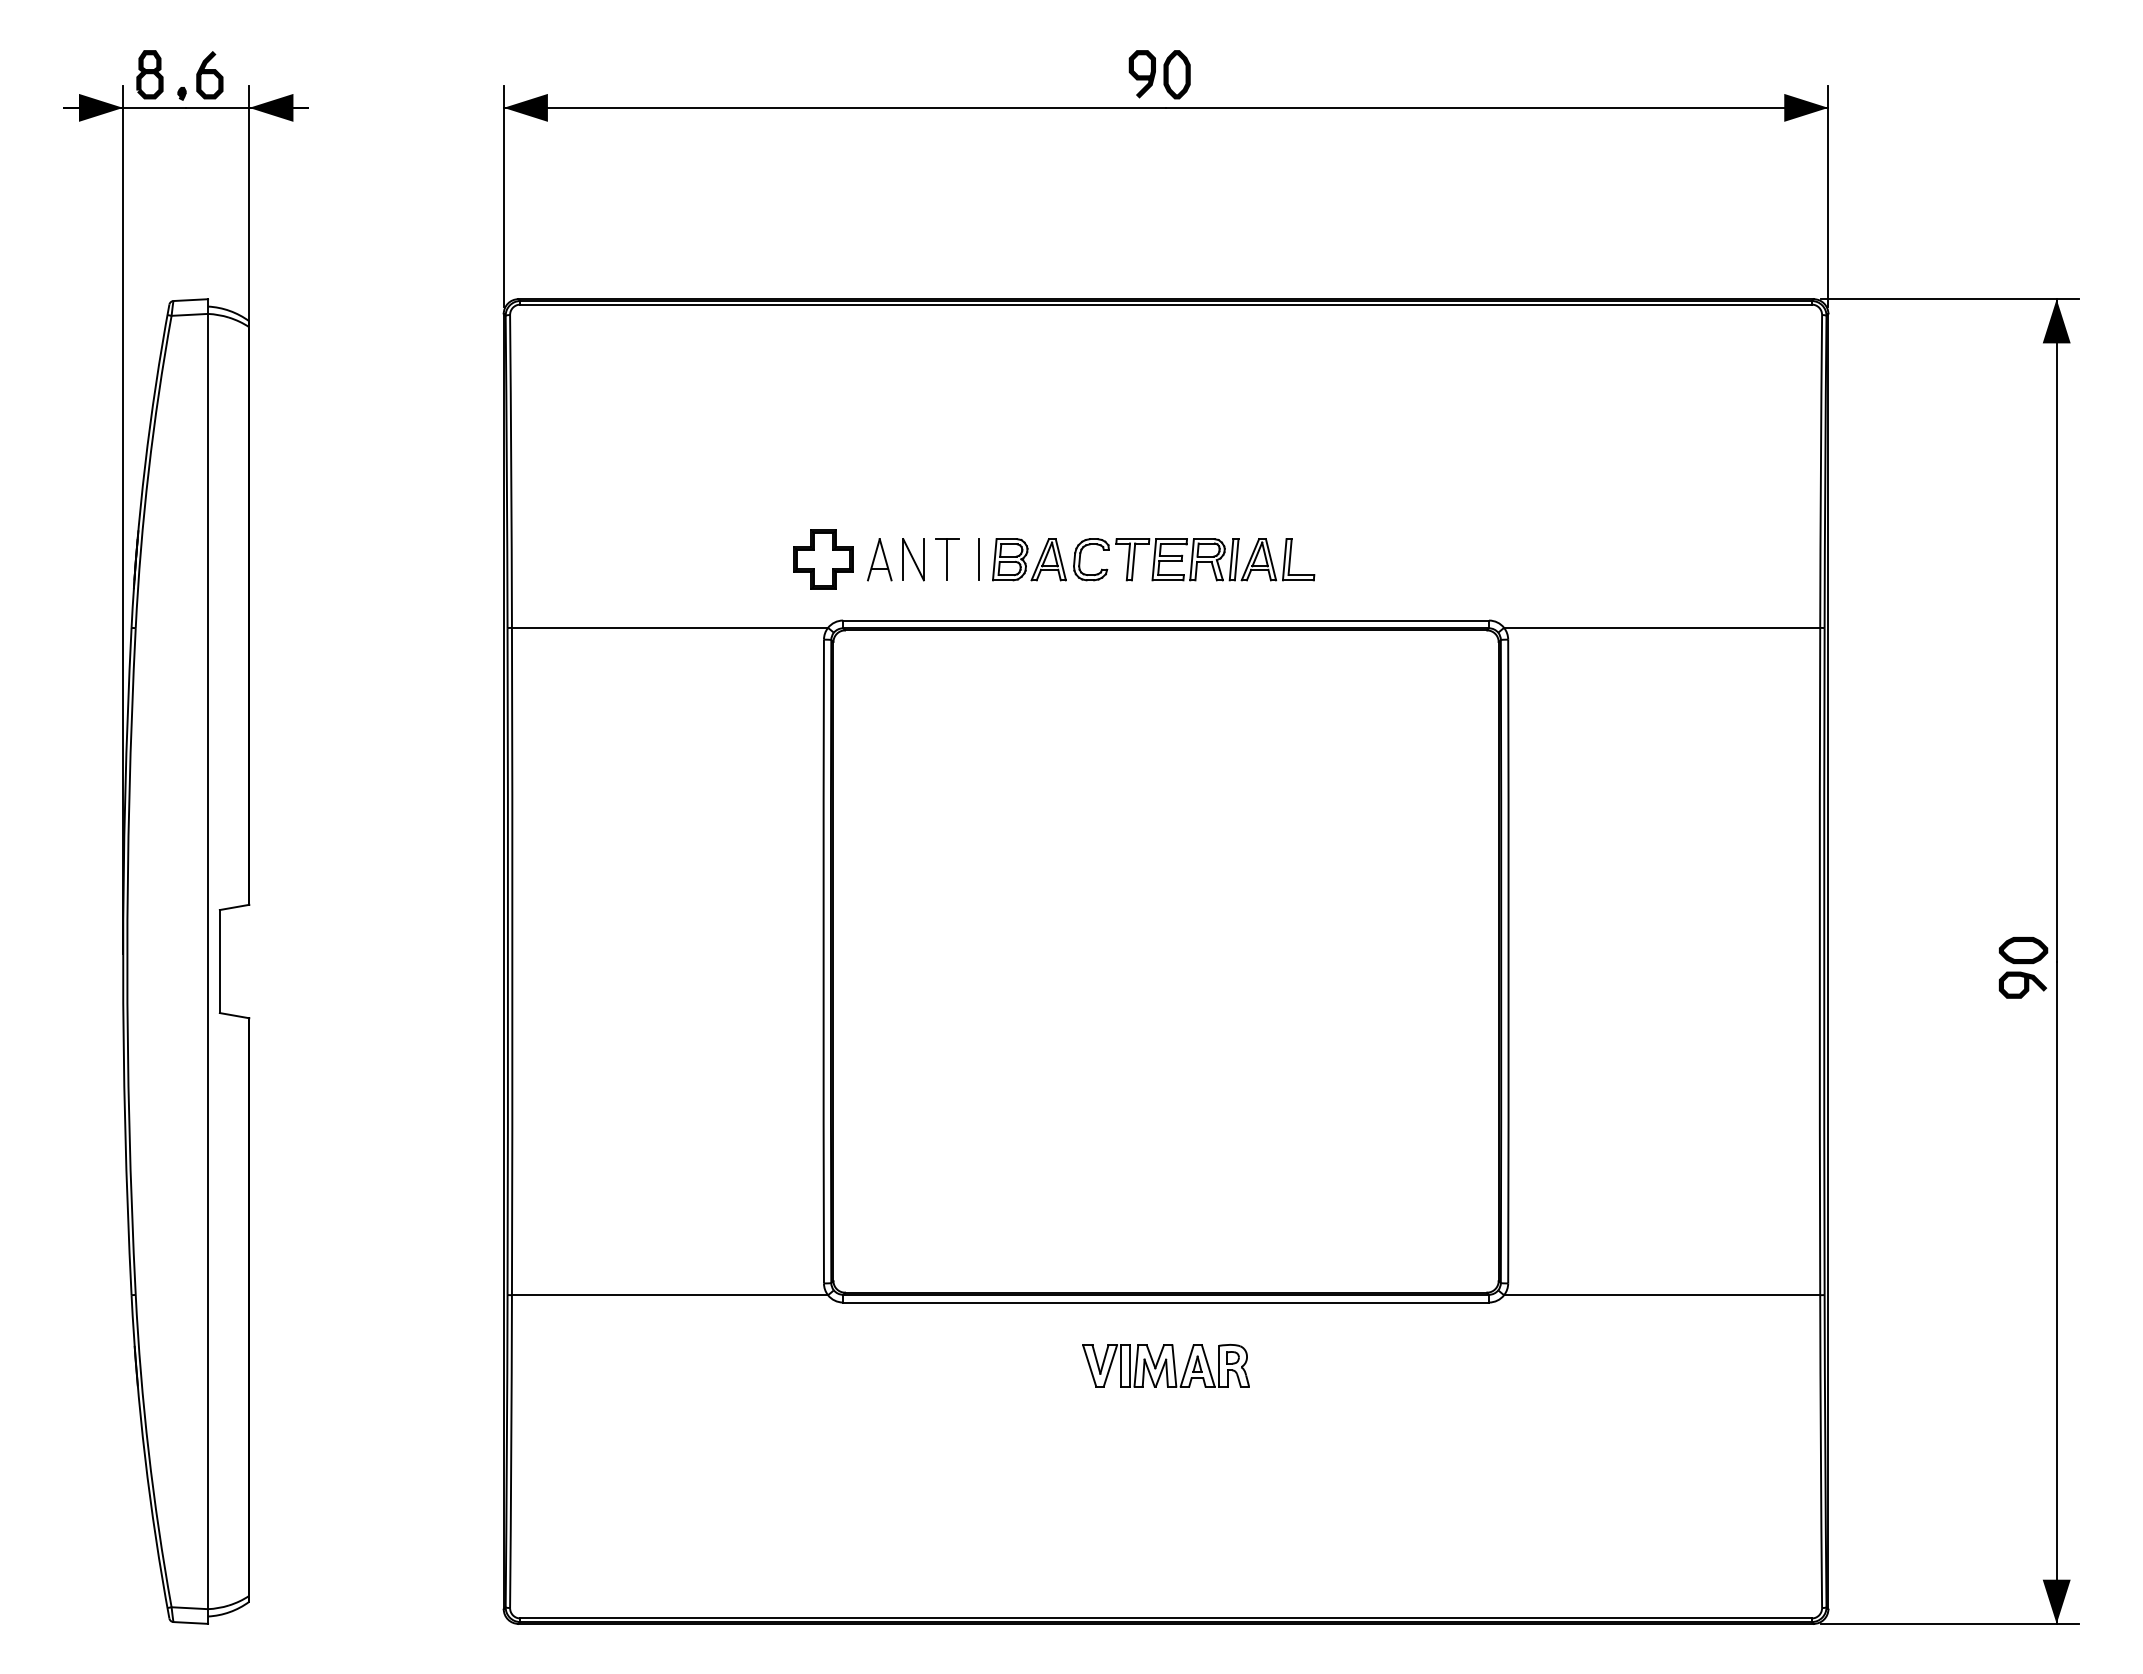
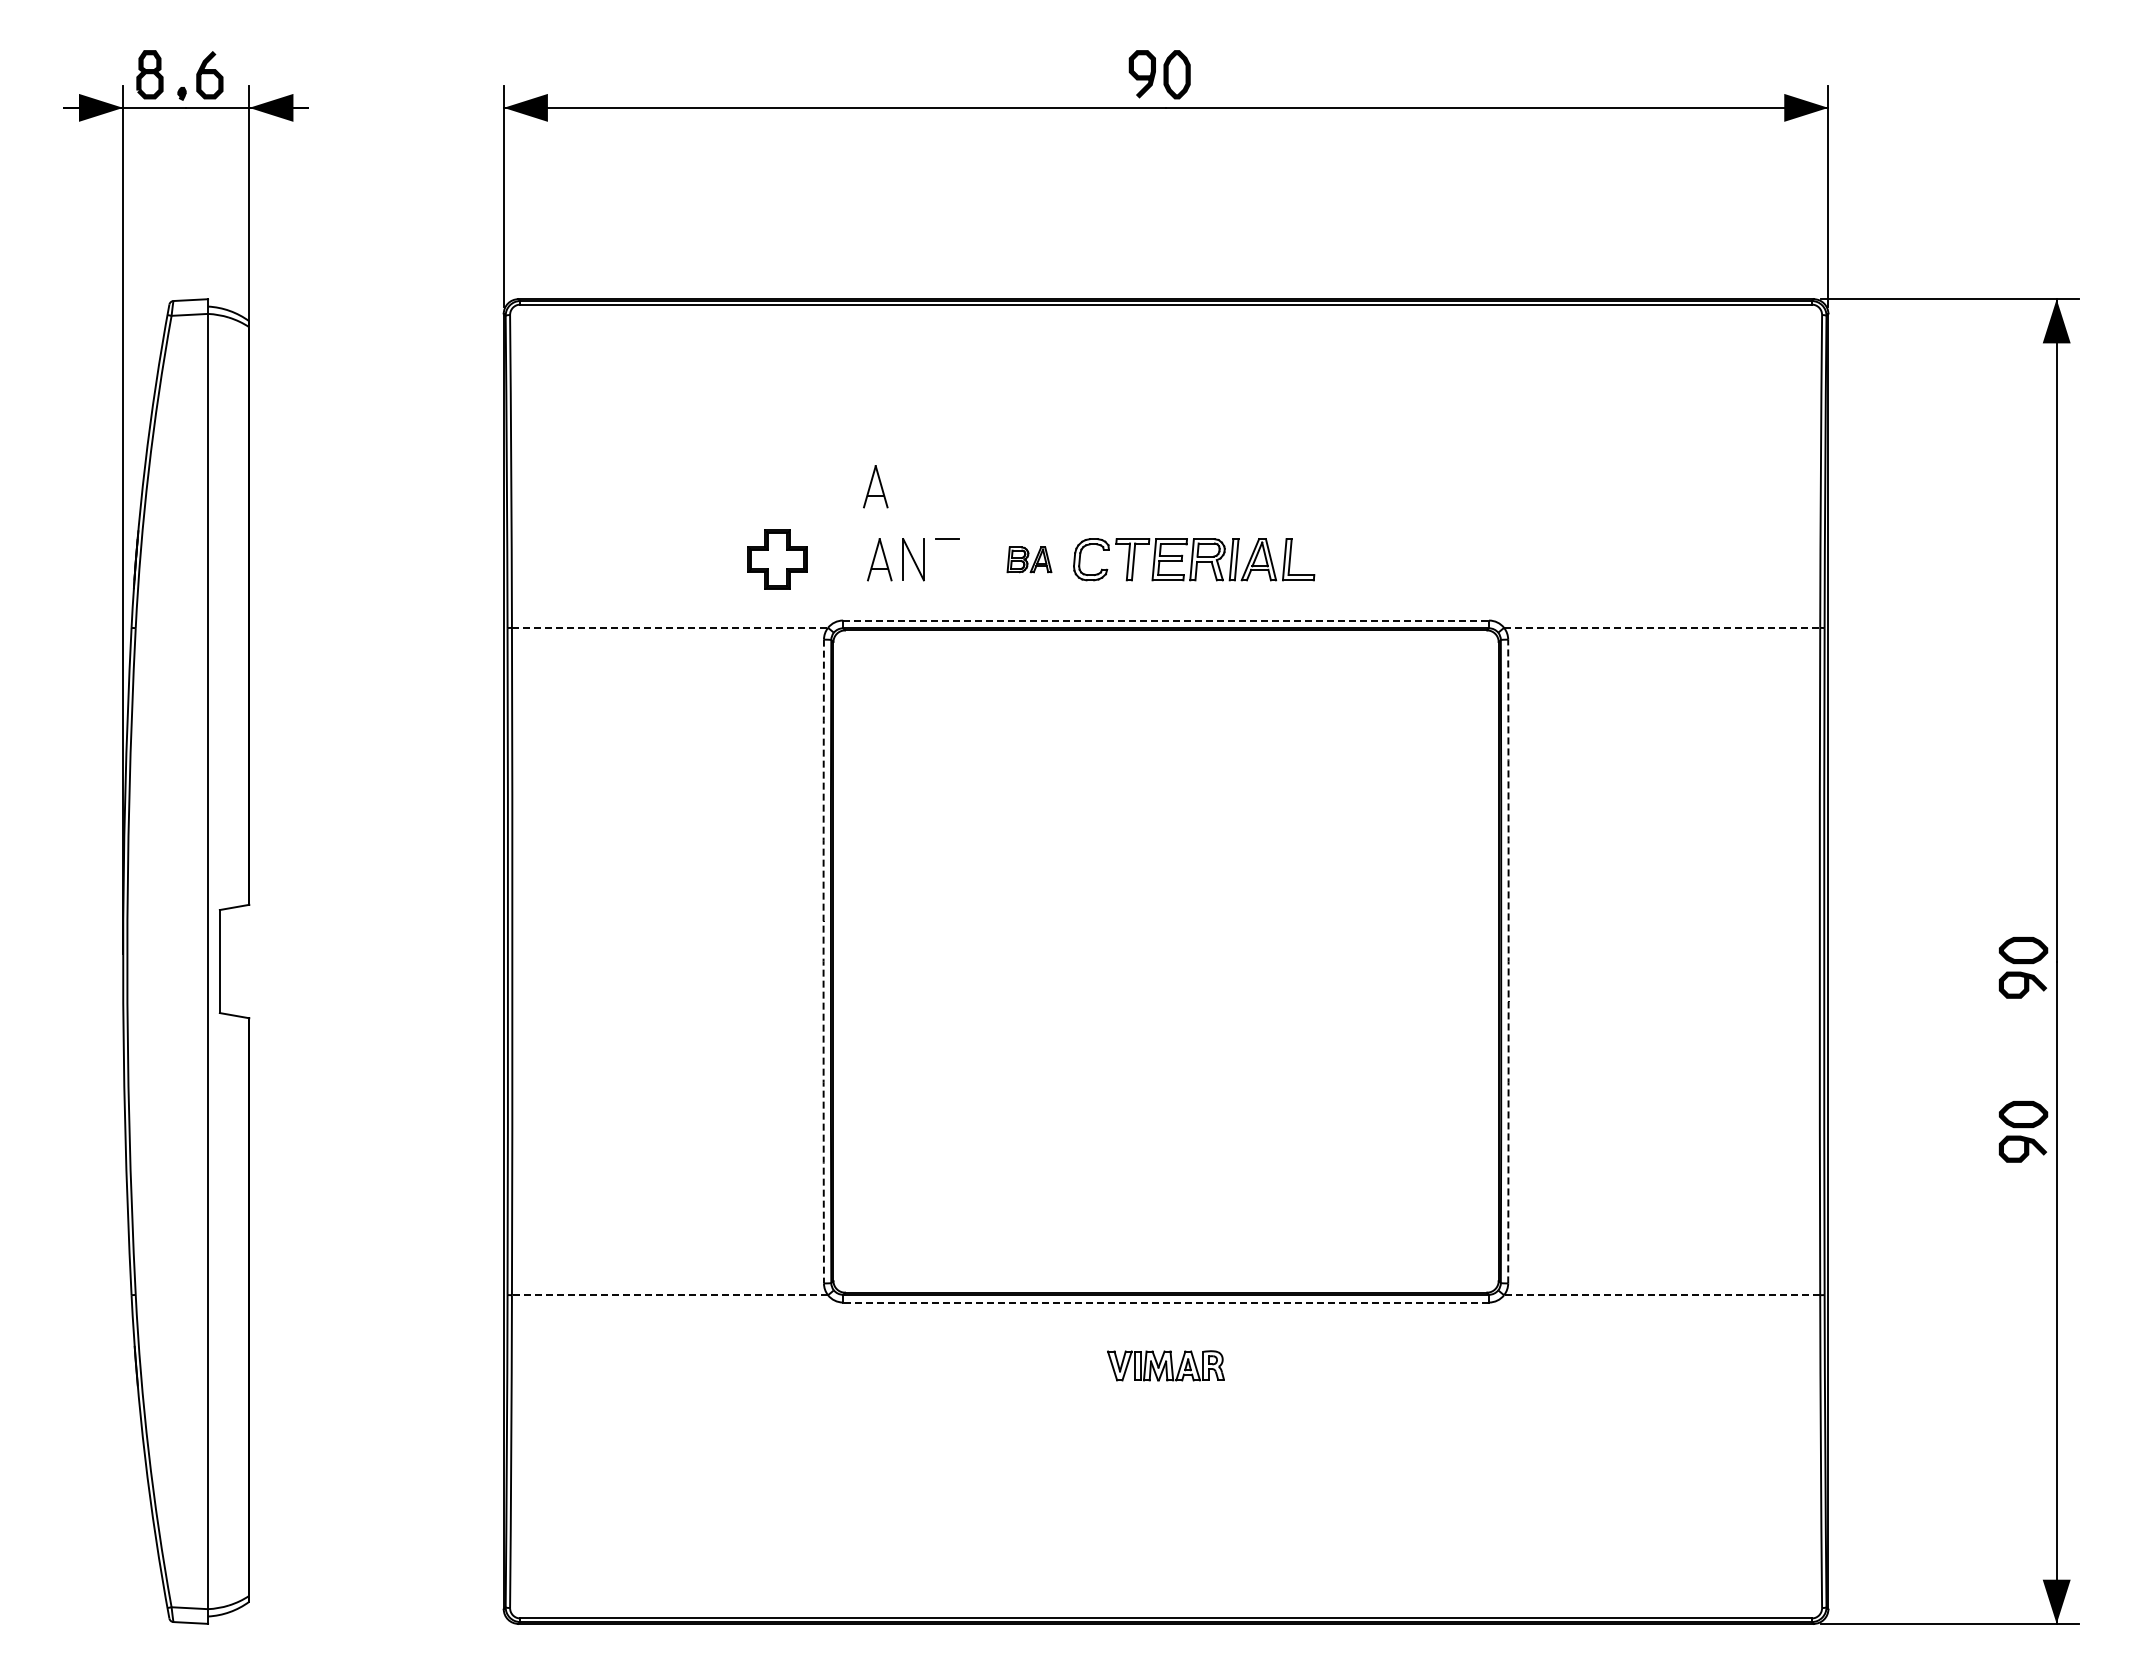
part: none -> present (875, 486)
part position: (823, 559) -> (777, 559) (777, 559)
line: present -> none (947, 559)
line: present -> none (978, 559)
part size: 75x44 px -> 47x28 px (1029, 559)
line: solid -> dashed (1166, 620)
line: solid -> dashed (670, 627)
line: solid -> dashed (1662, 627)
arc: solid -> dashed (823, 961)
arc: solid -> dashed (1508, 961)
part: none -> present (2023, 1131)
line: solid -> dashed (669, 1295)
line: solid -> dashed (1661, 1295)
line: solid -> dashed (1166, 1302)
part size: 168x44 px -> 118x32 px (1165, 1365)
